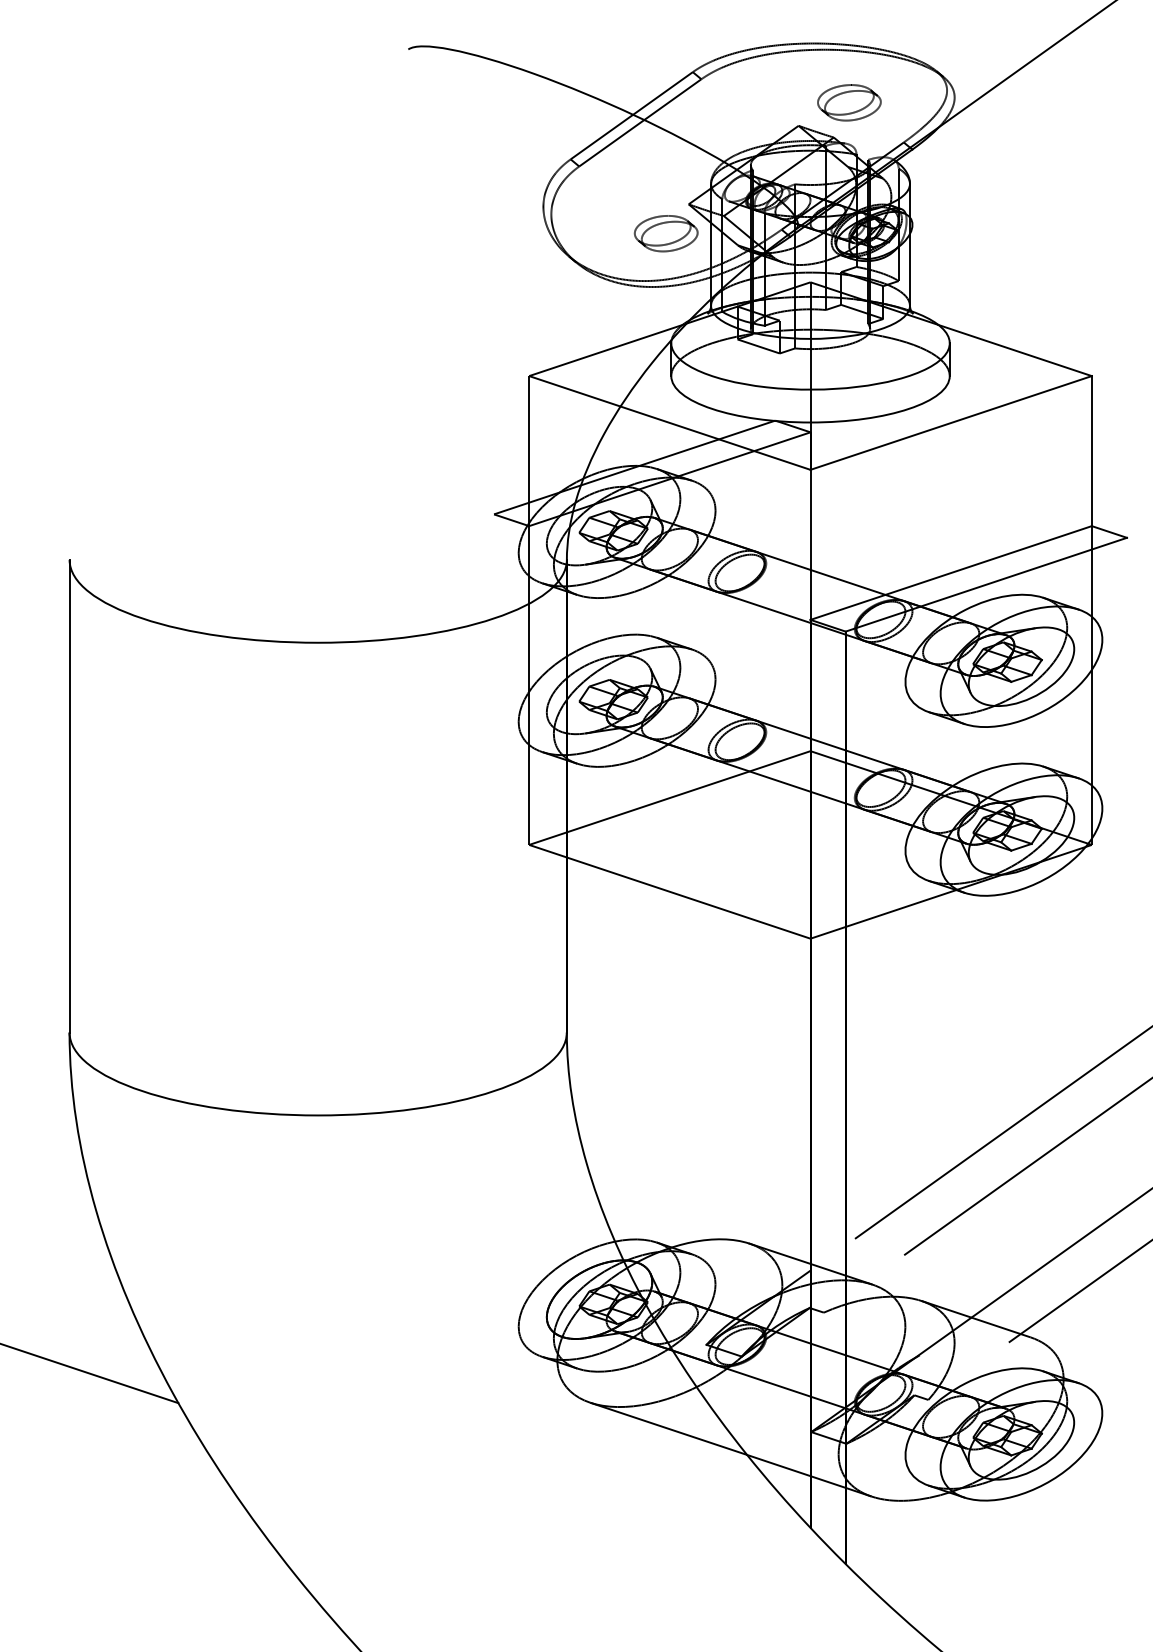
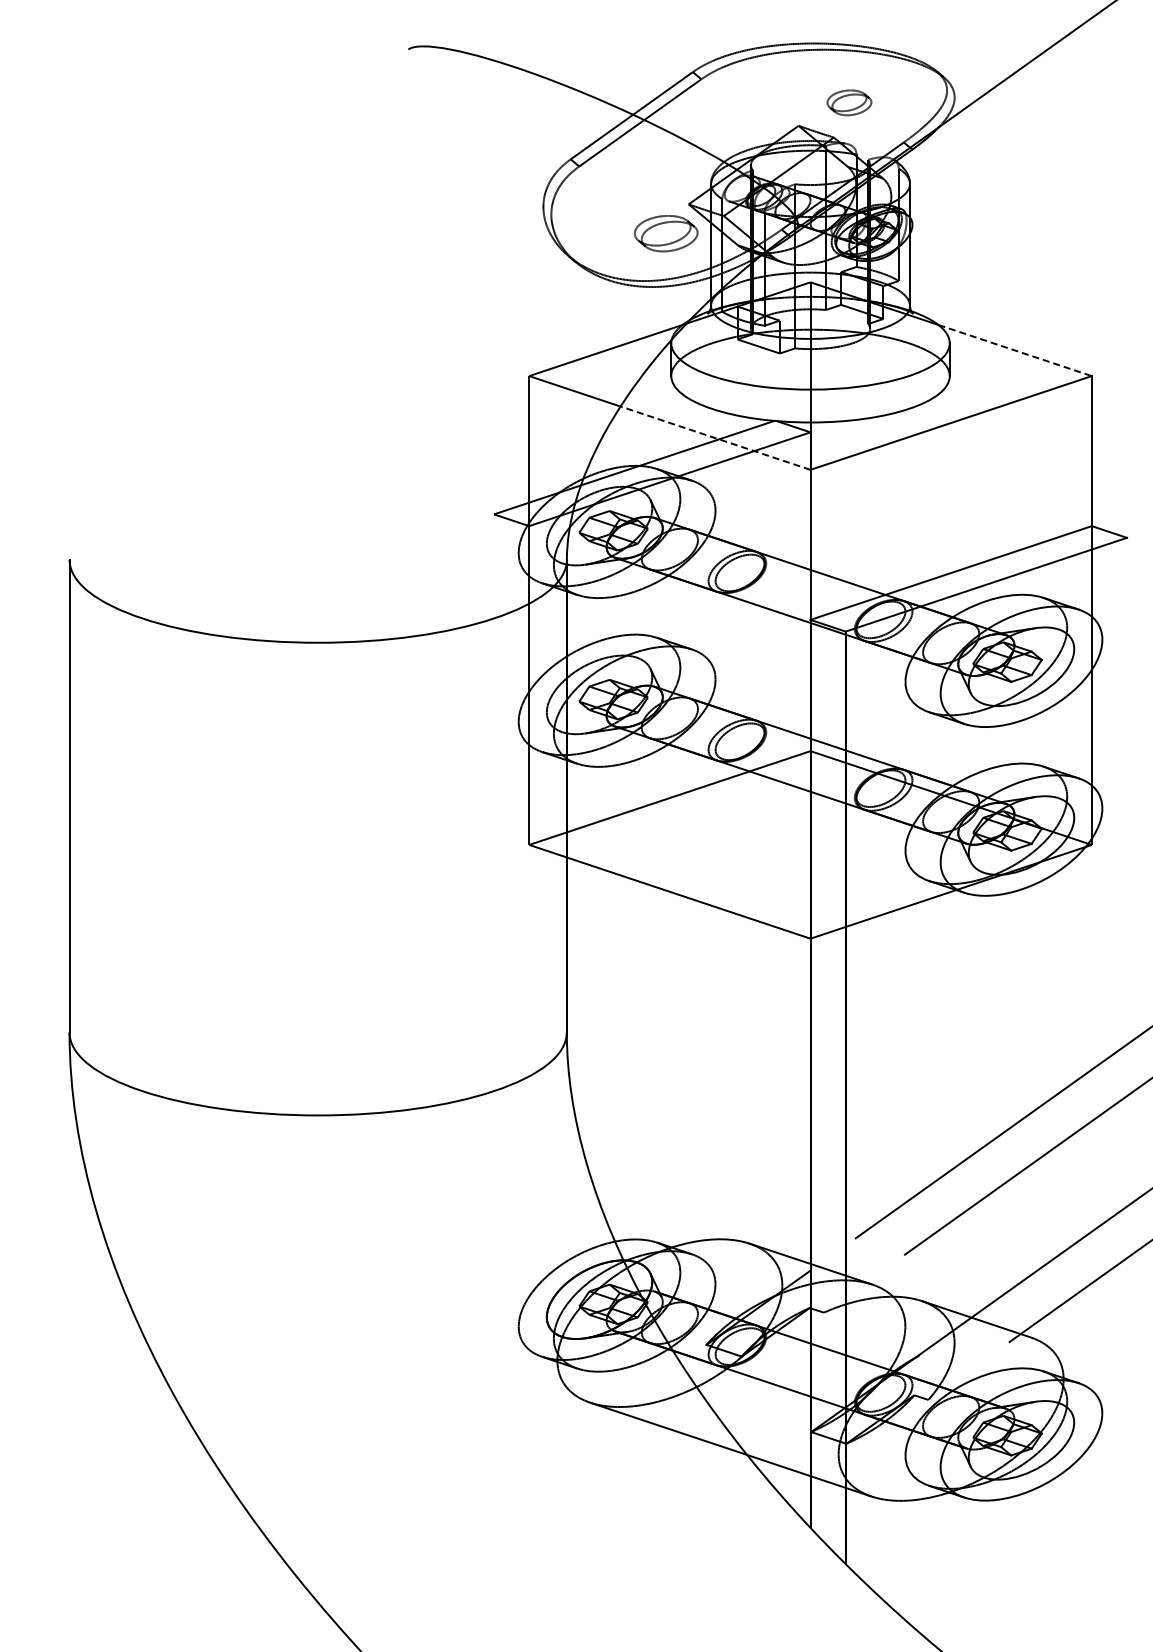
part size: 65x38 px -> 47x28 px (849, 102)
line: solid -> dashed (1015, 350)
line: solid -> dashed (715, 438)
line: present -> none (90, 1373)
